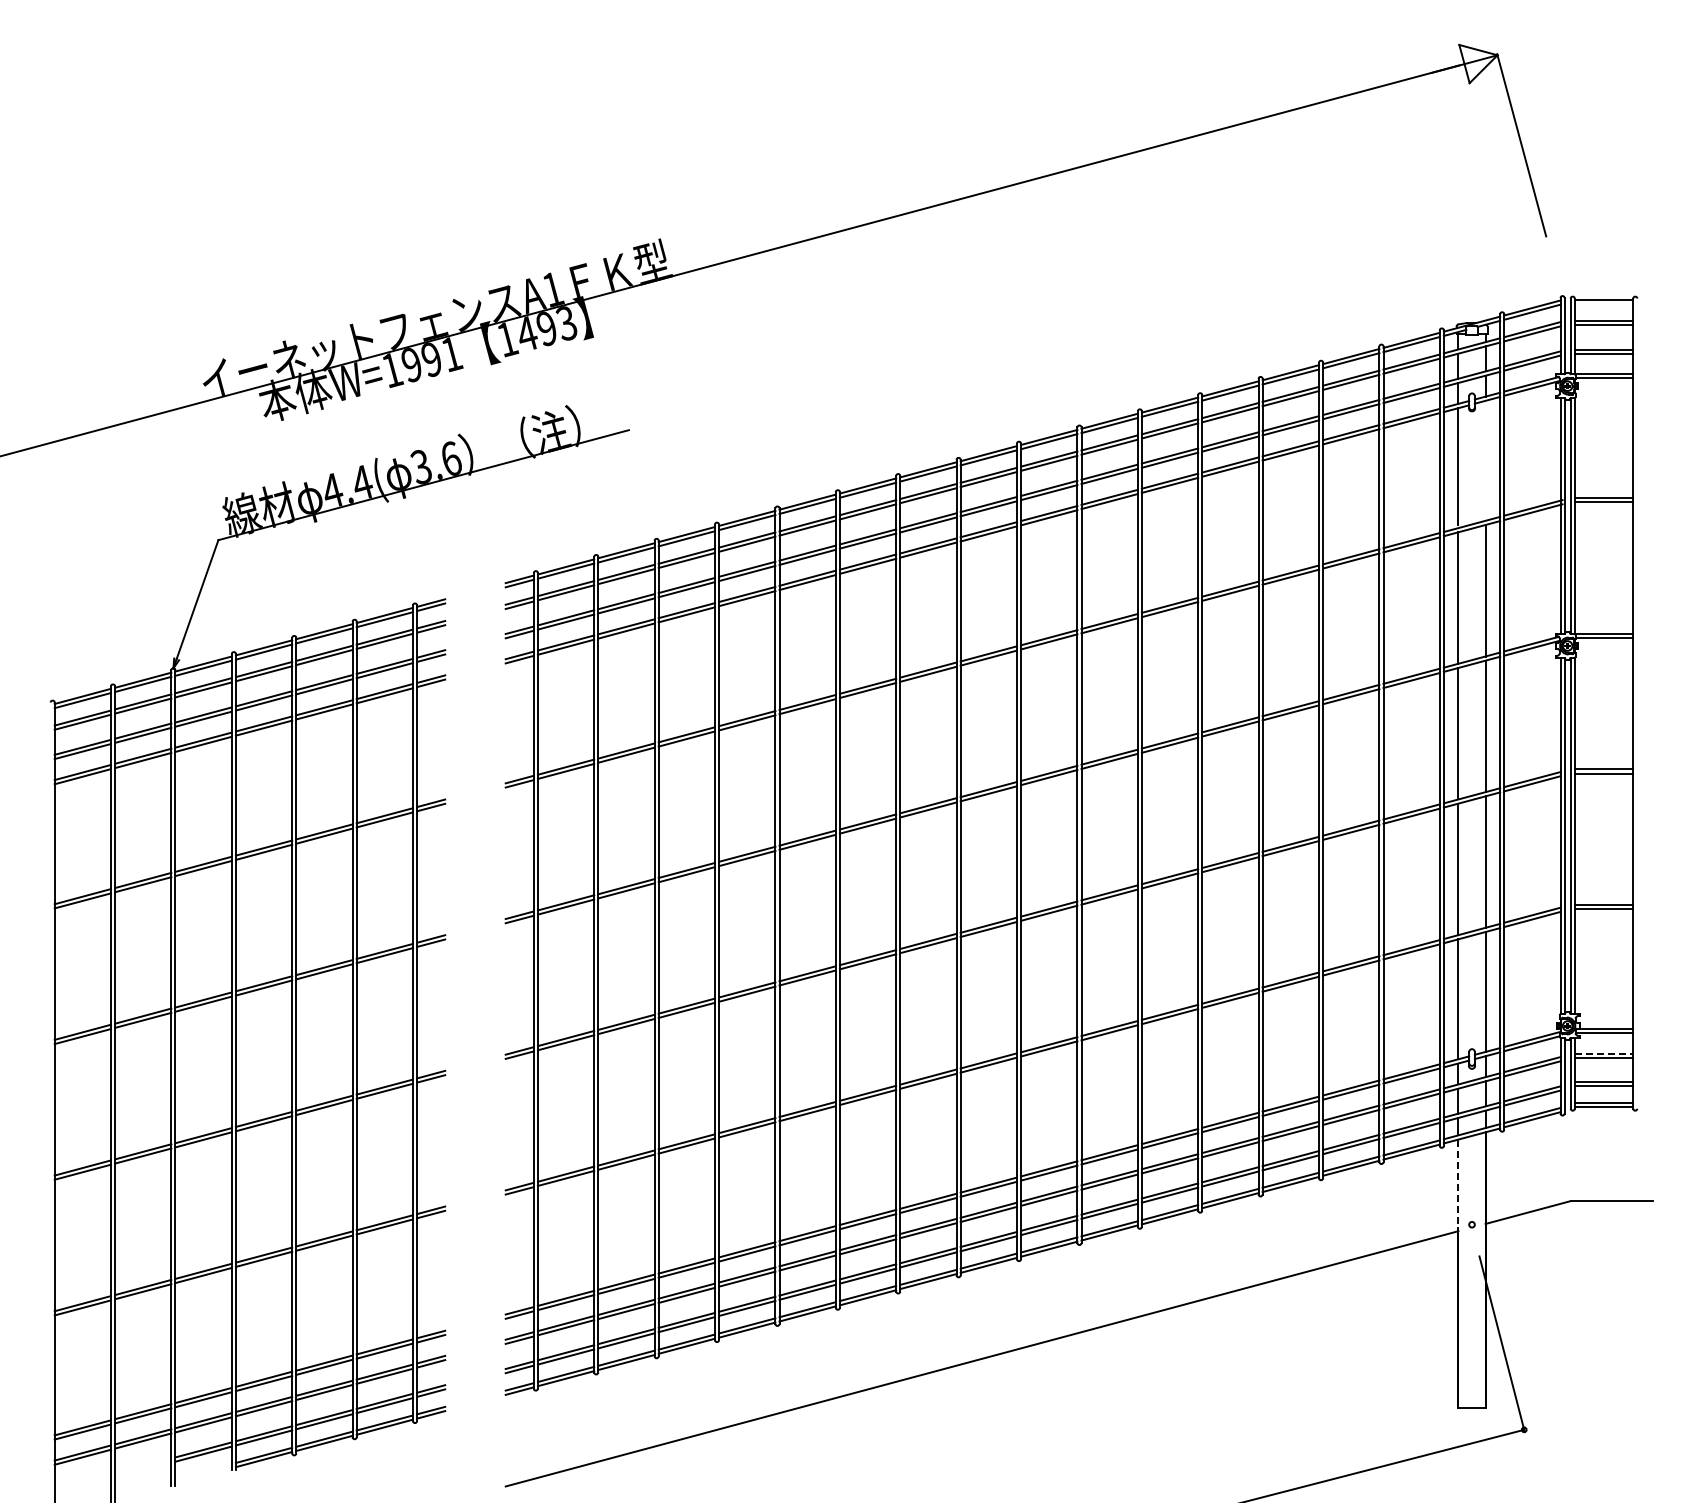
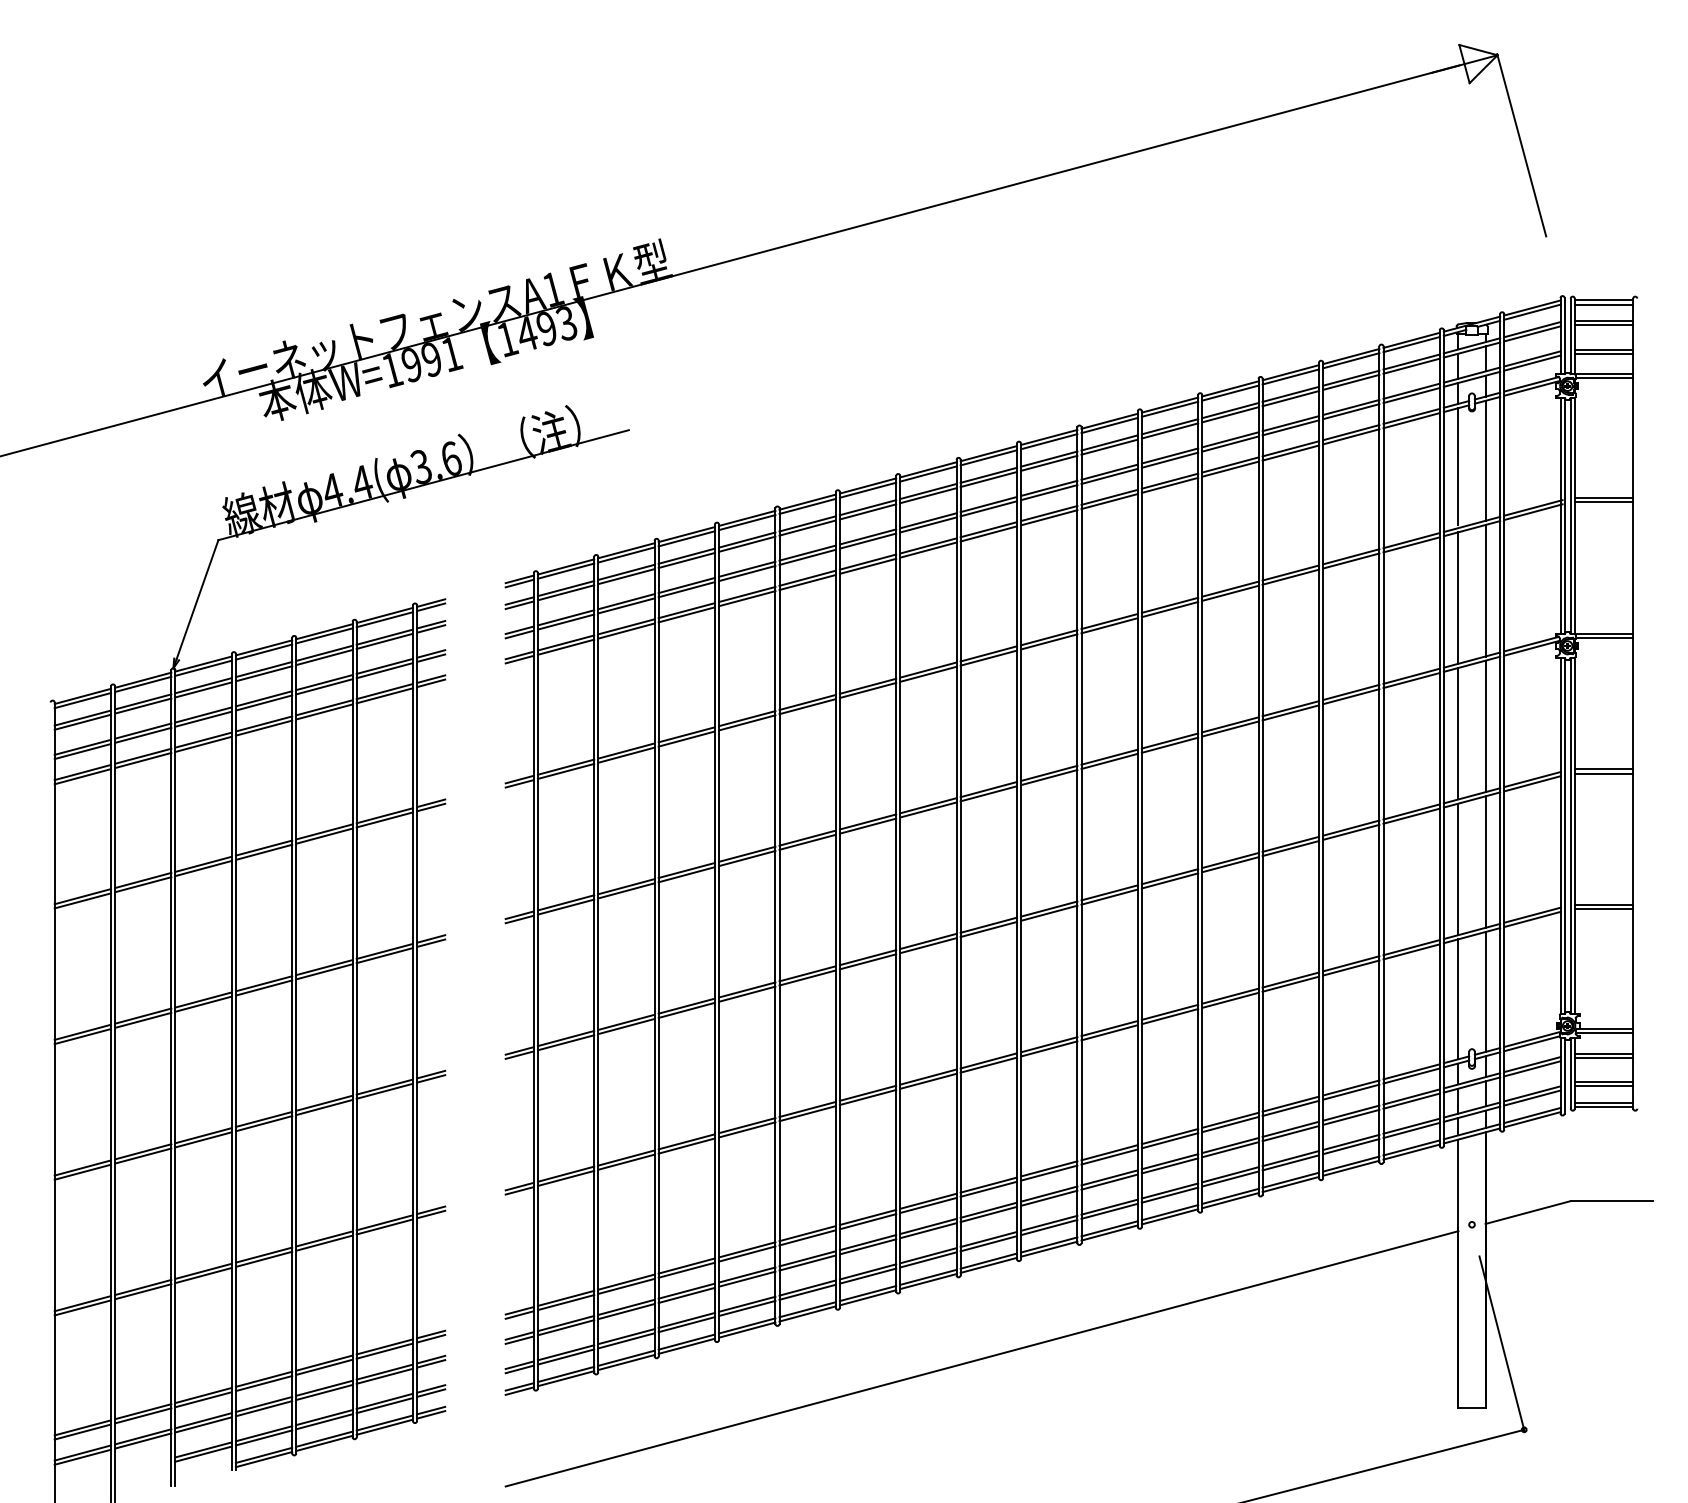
line: none -> present (1603, 304)
line: none -> present (1485, 460)
line: dashed -> solid (1604, 1053)
line: dashed -> solid (1458, 1185)
